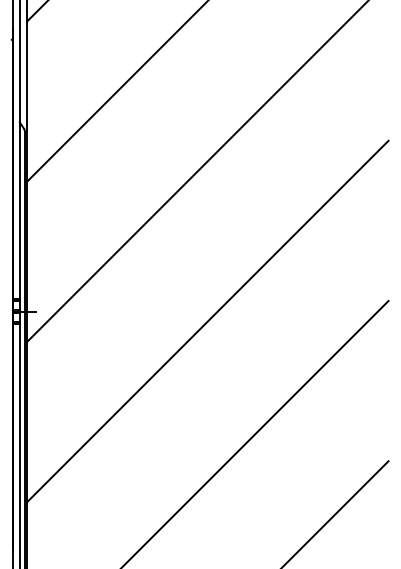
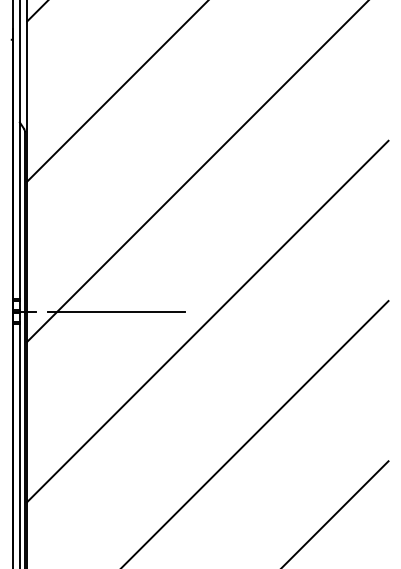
line: none -> present (116, 311)
